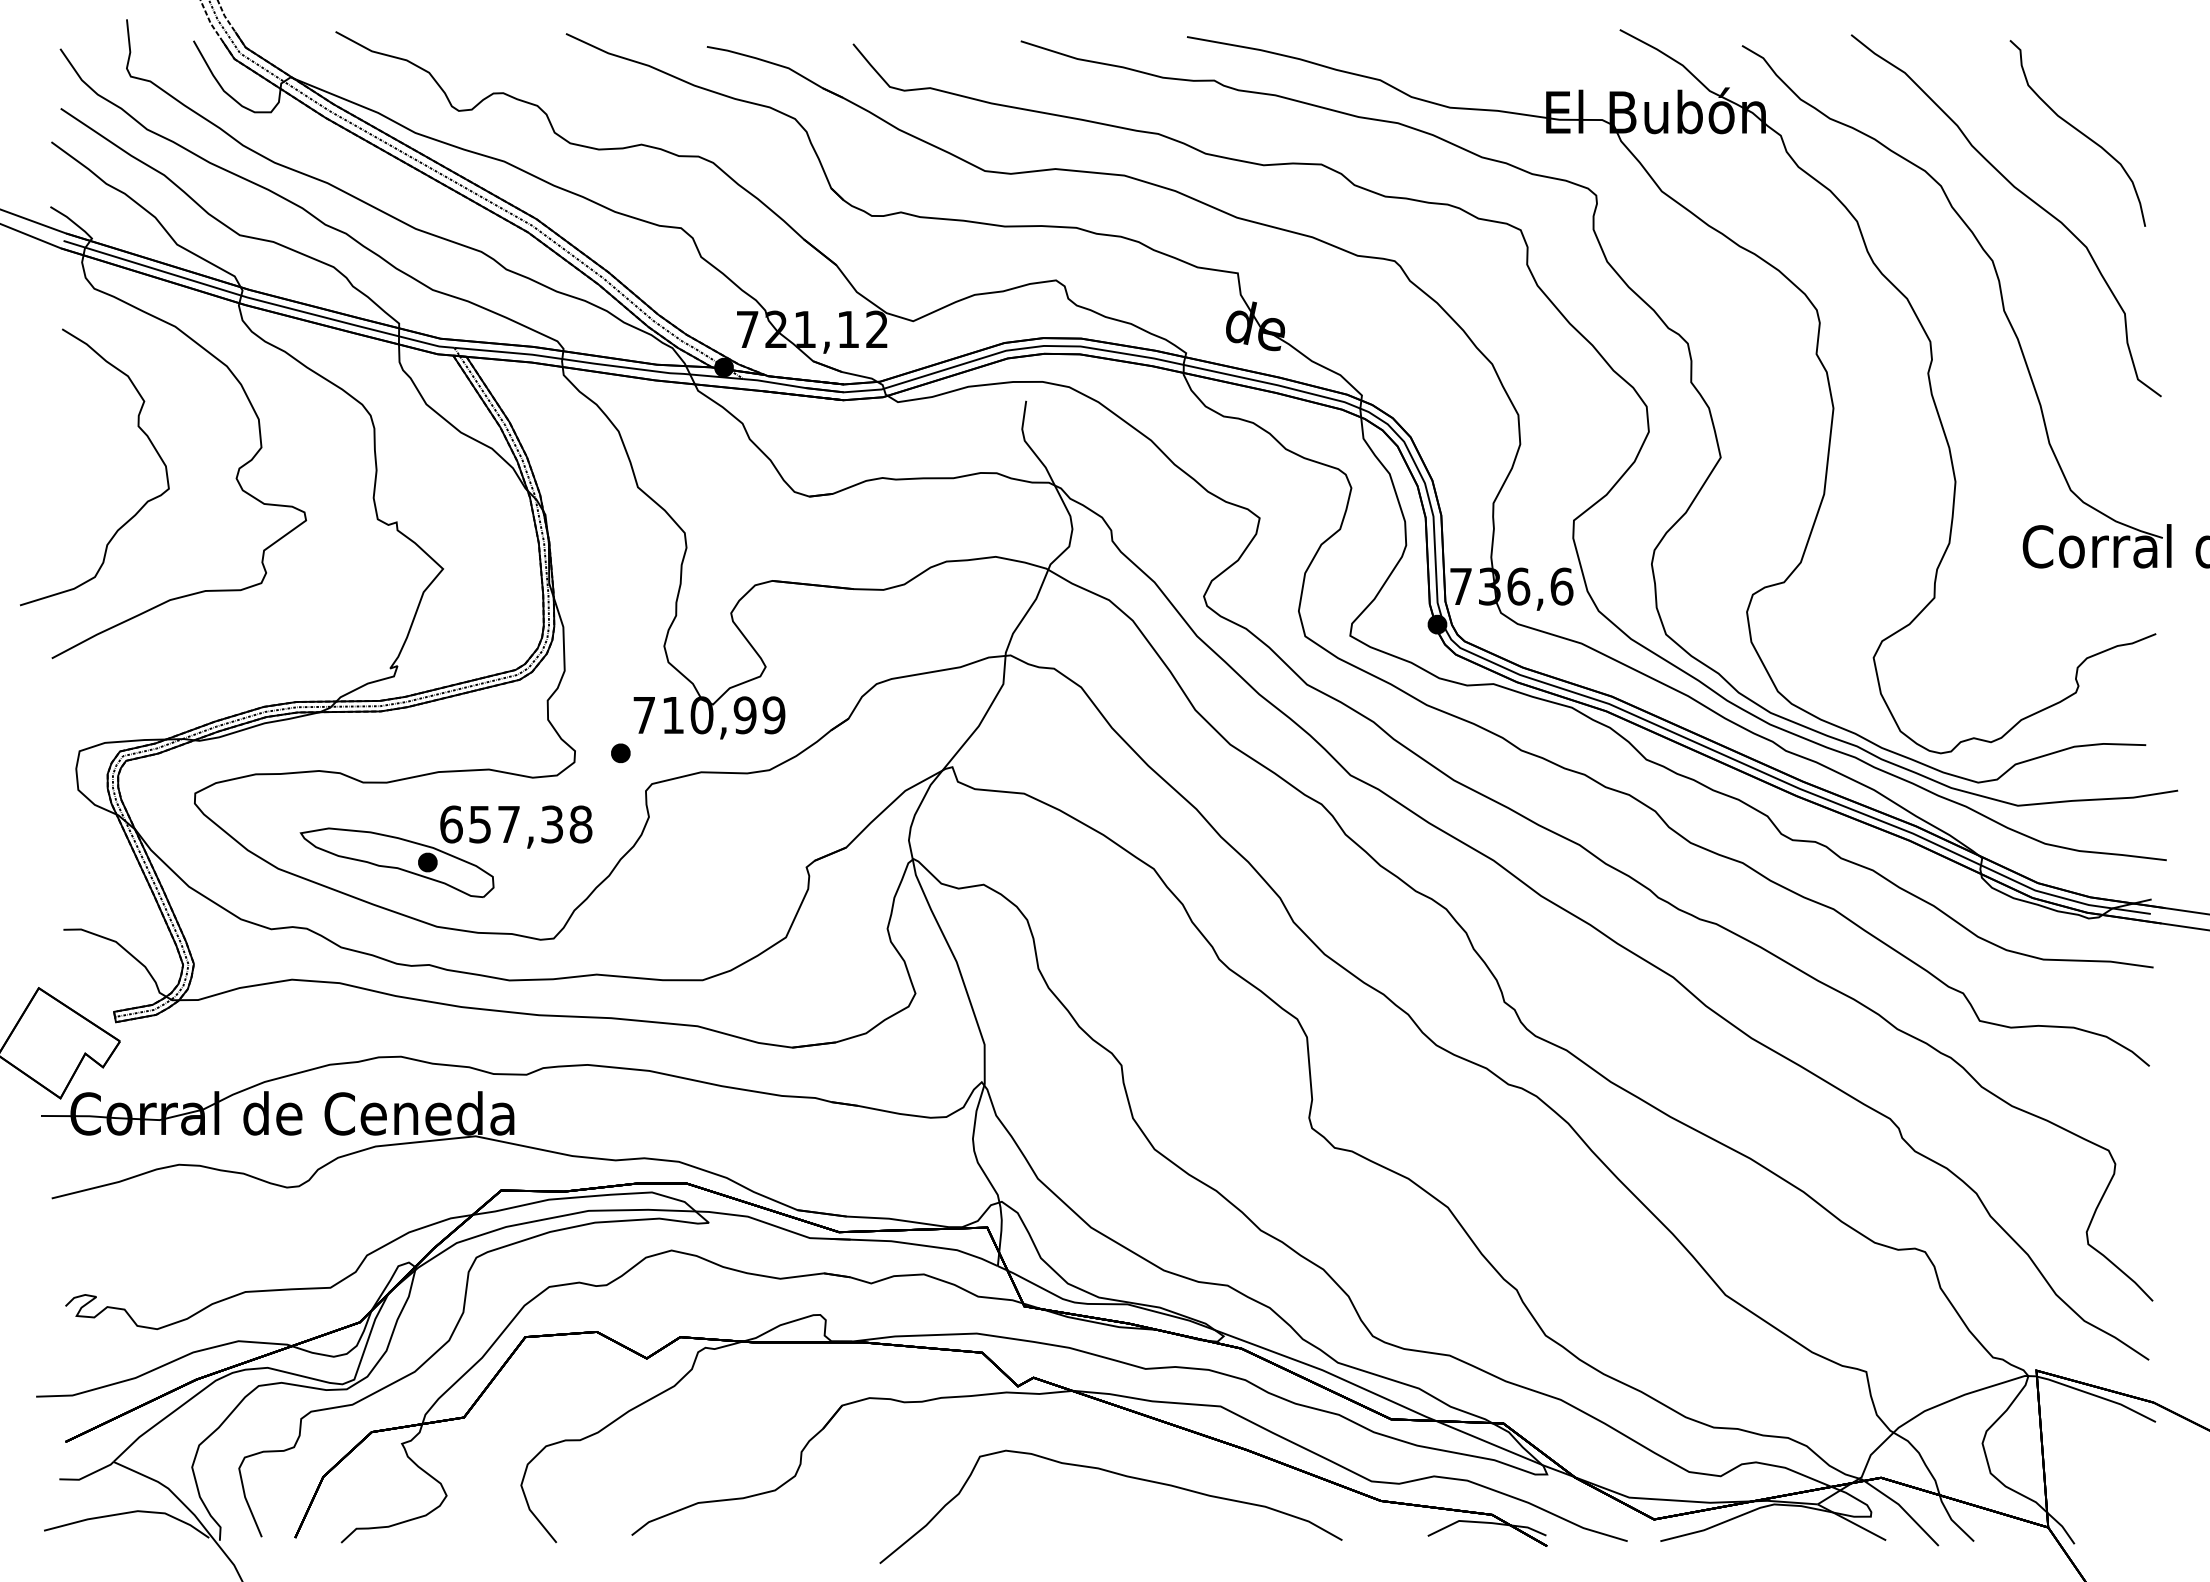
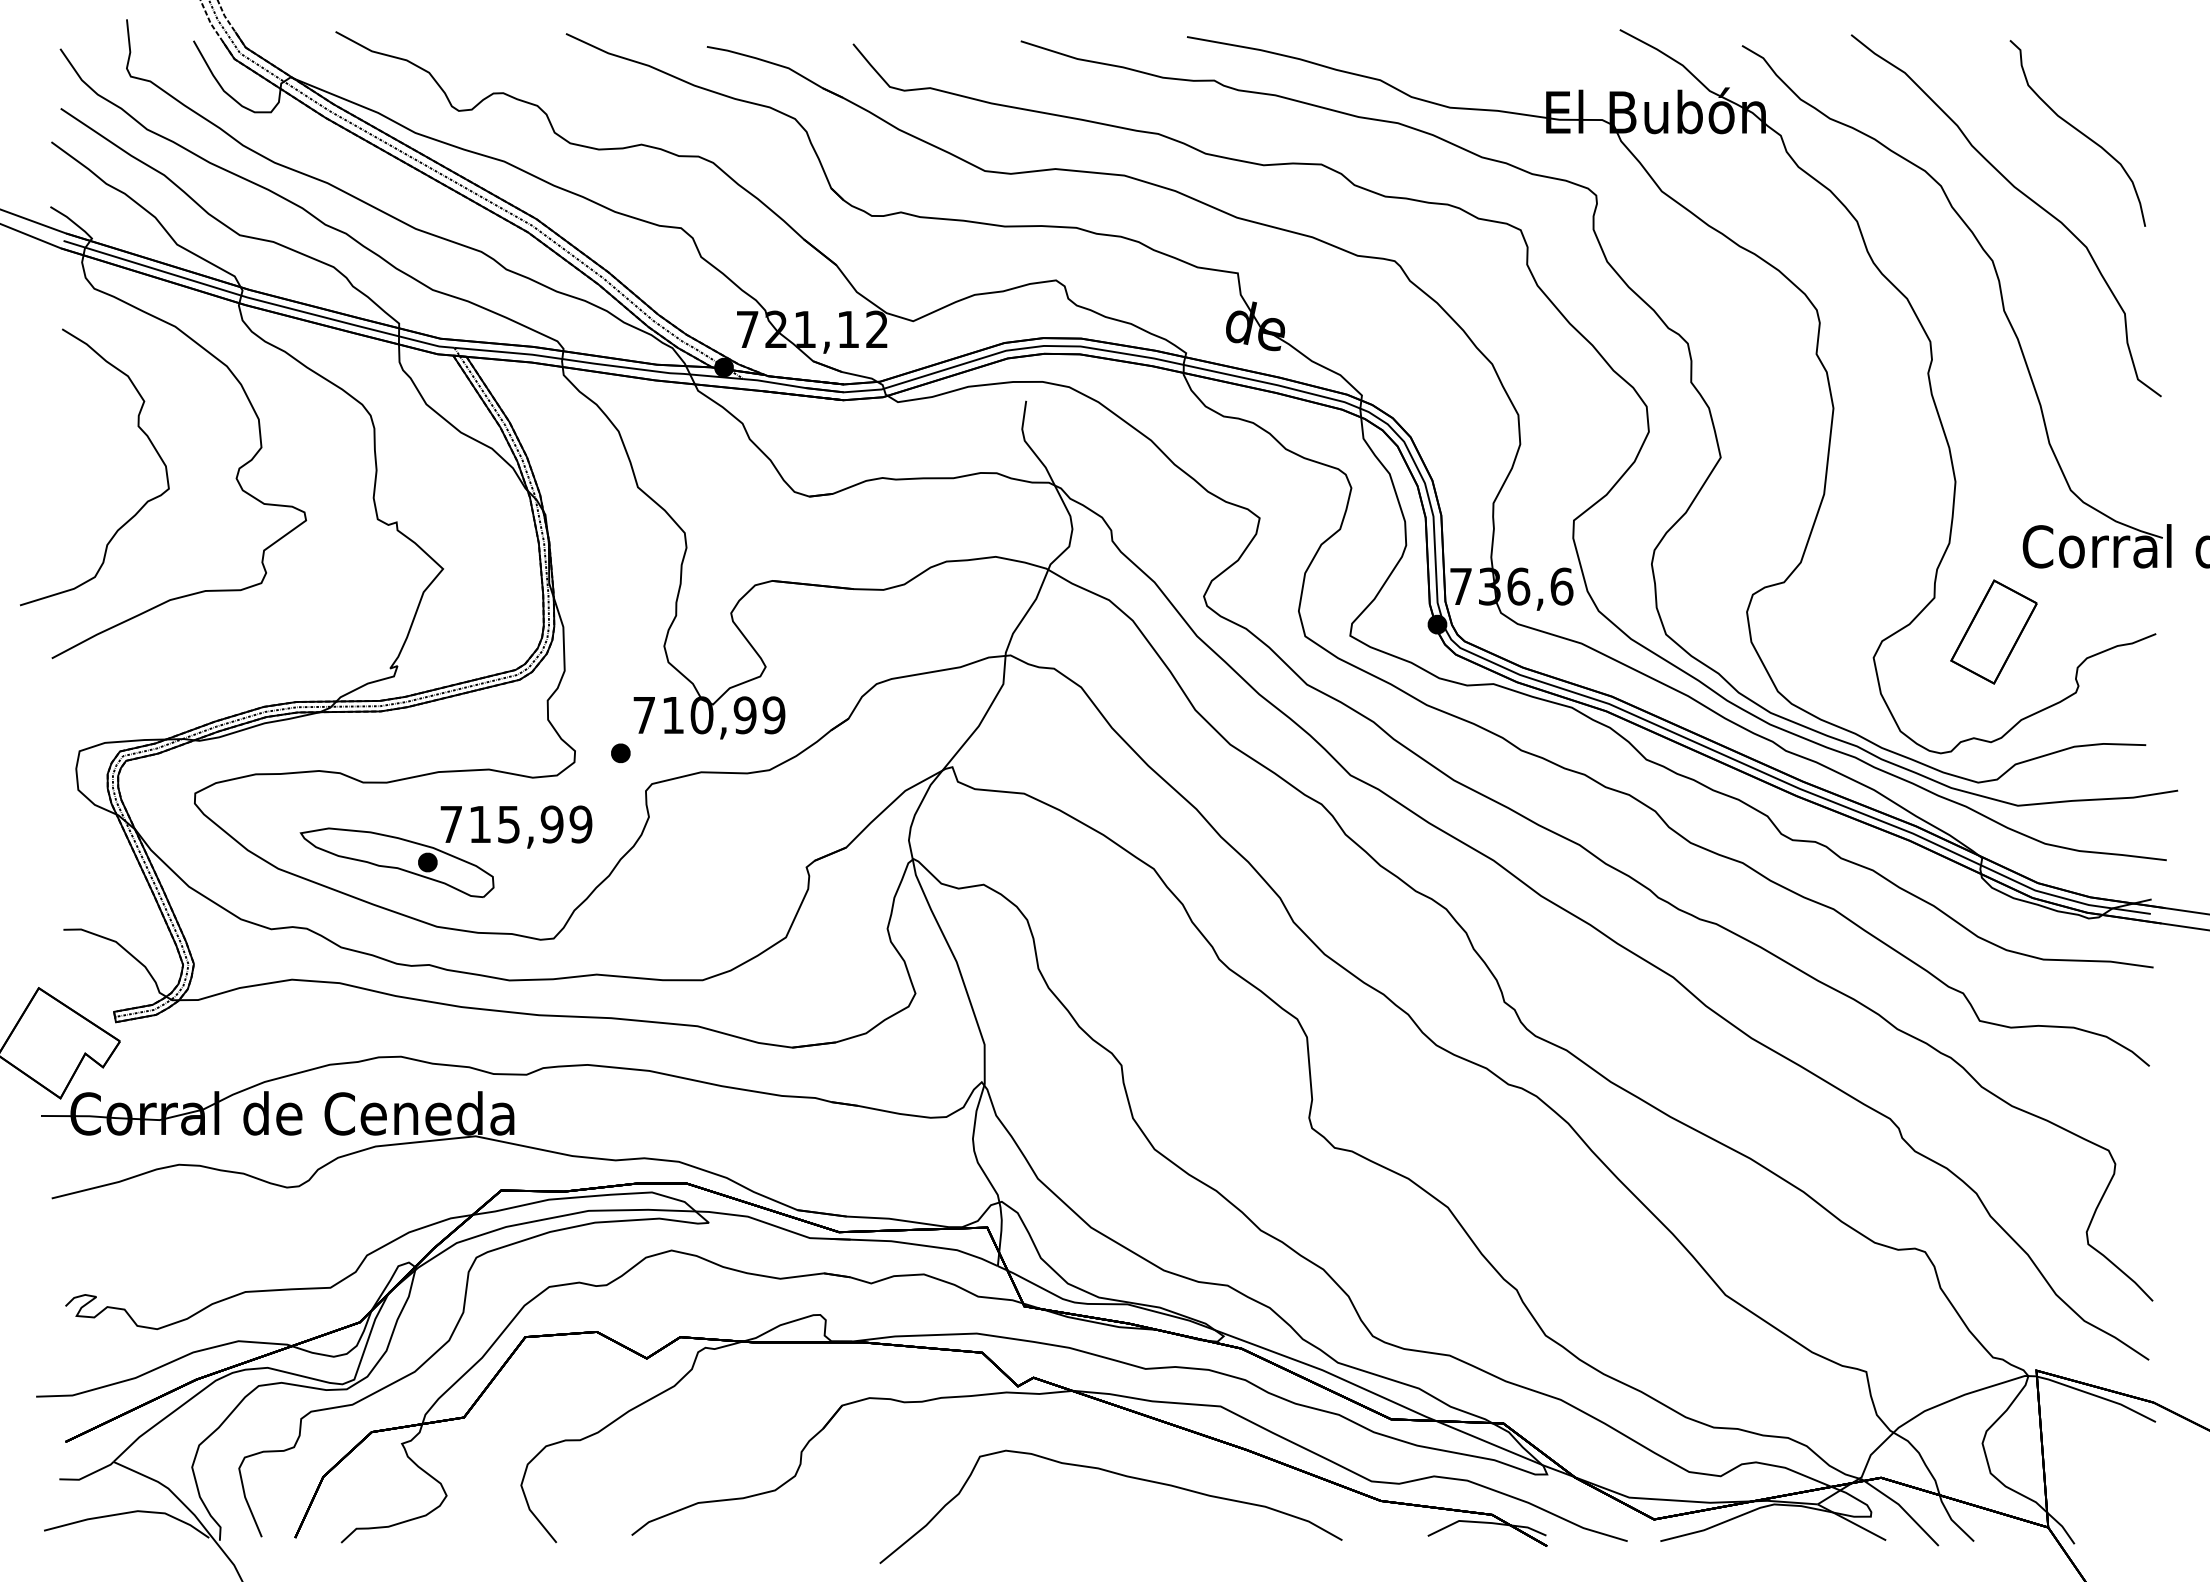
part: none -> present (1993, 631)
text: 657,38 -> 715,99 (516, 824)
